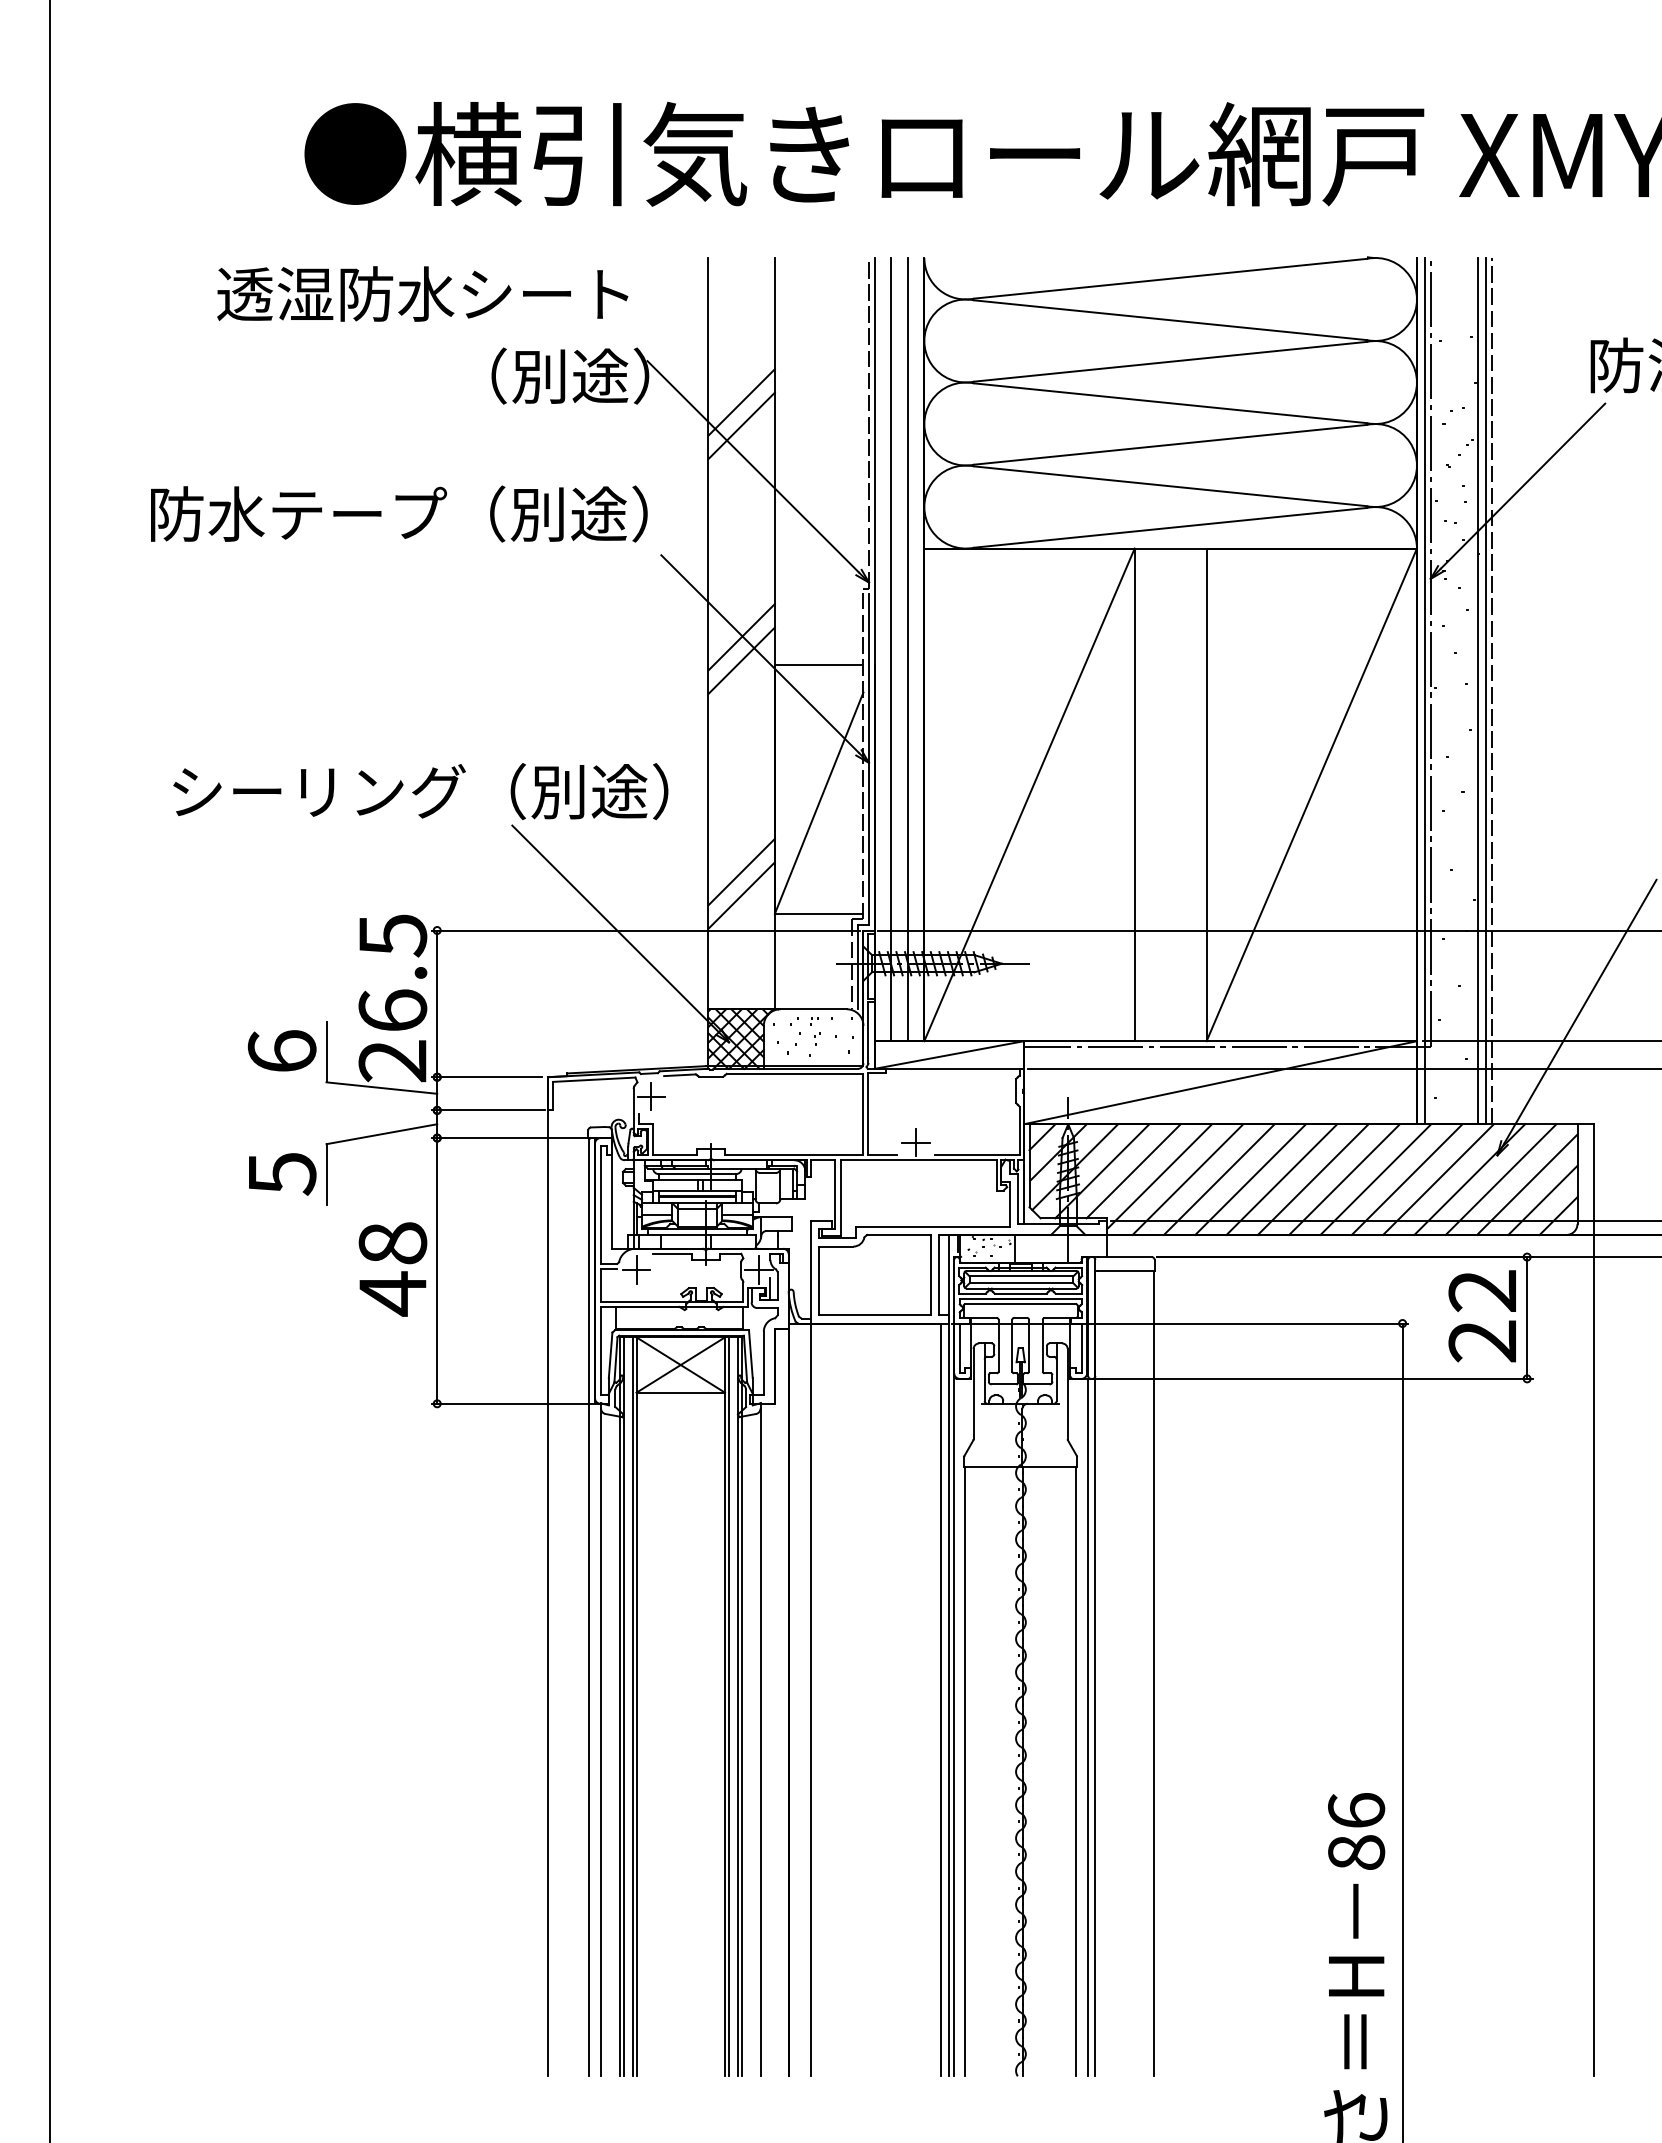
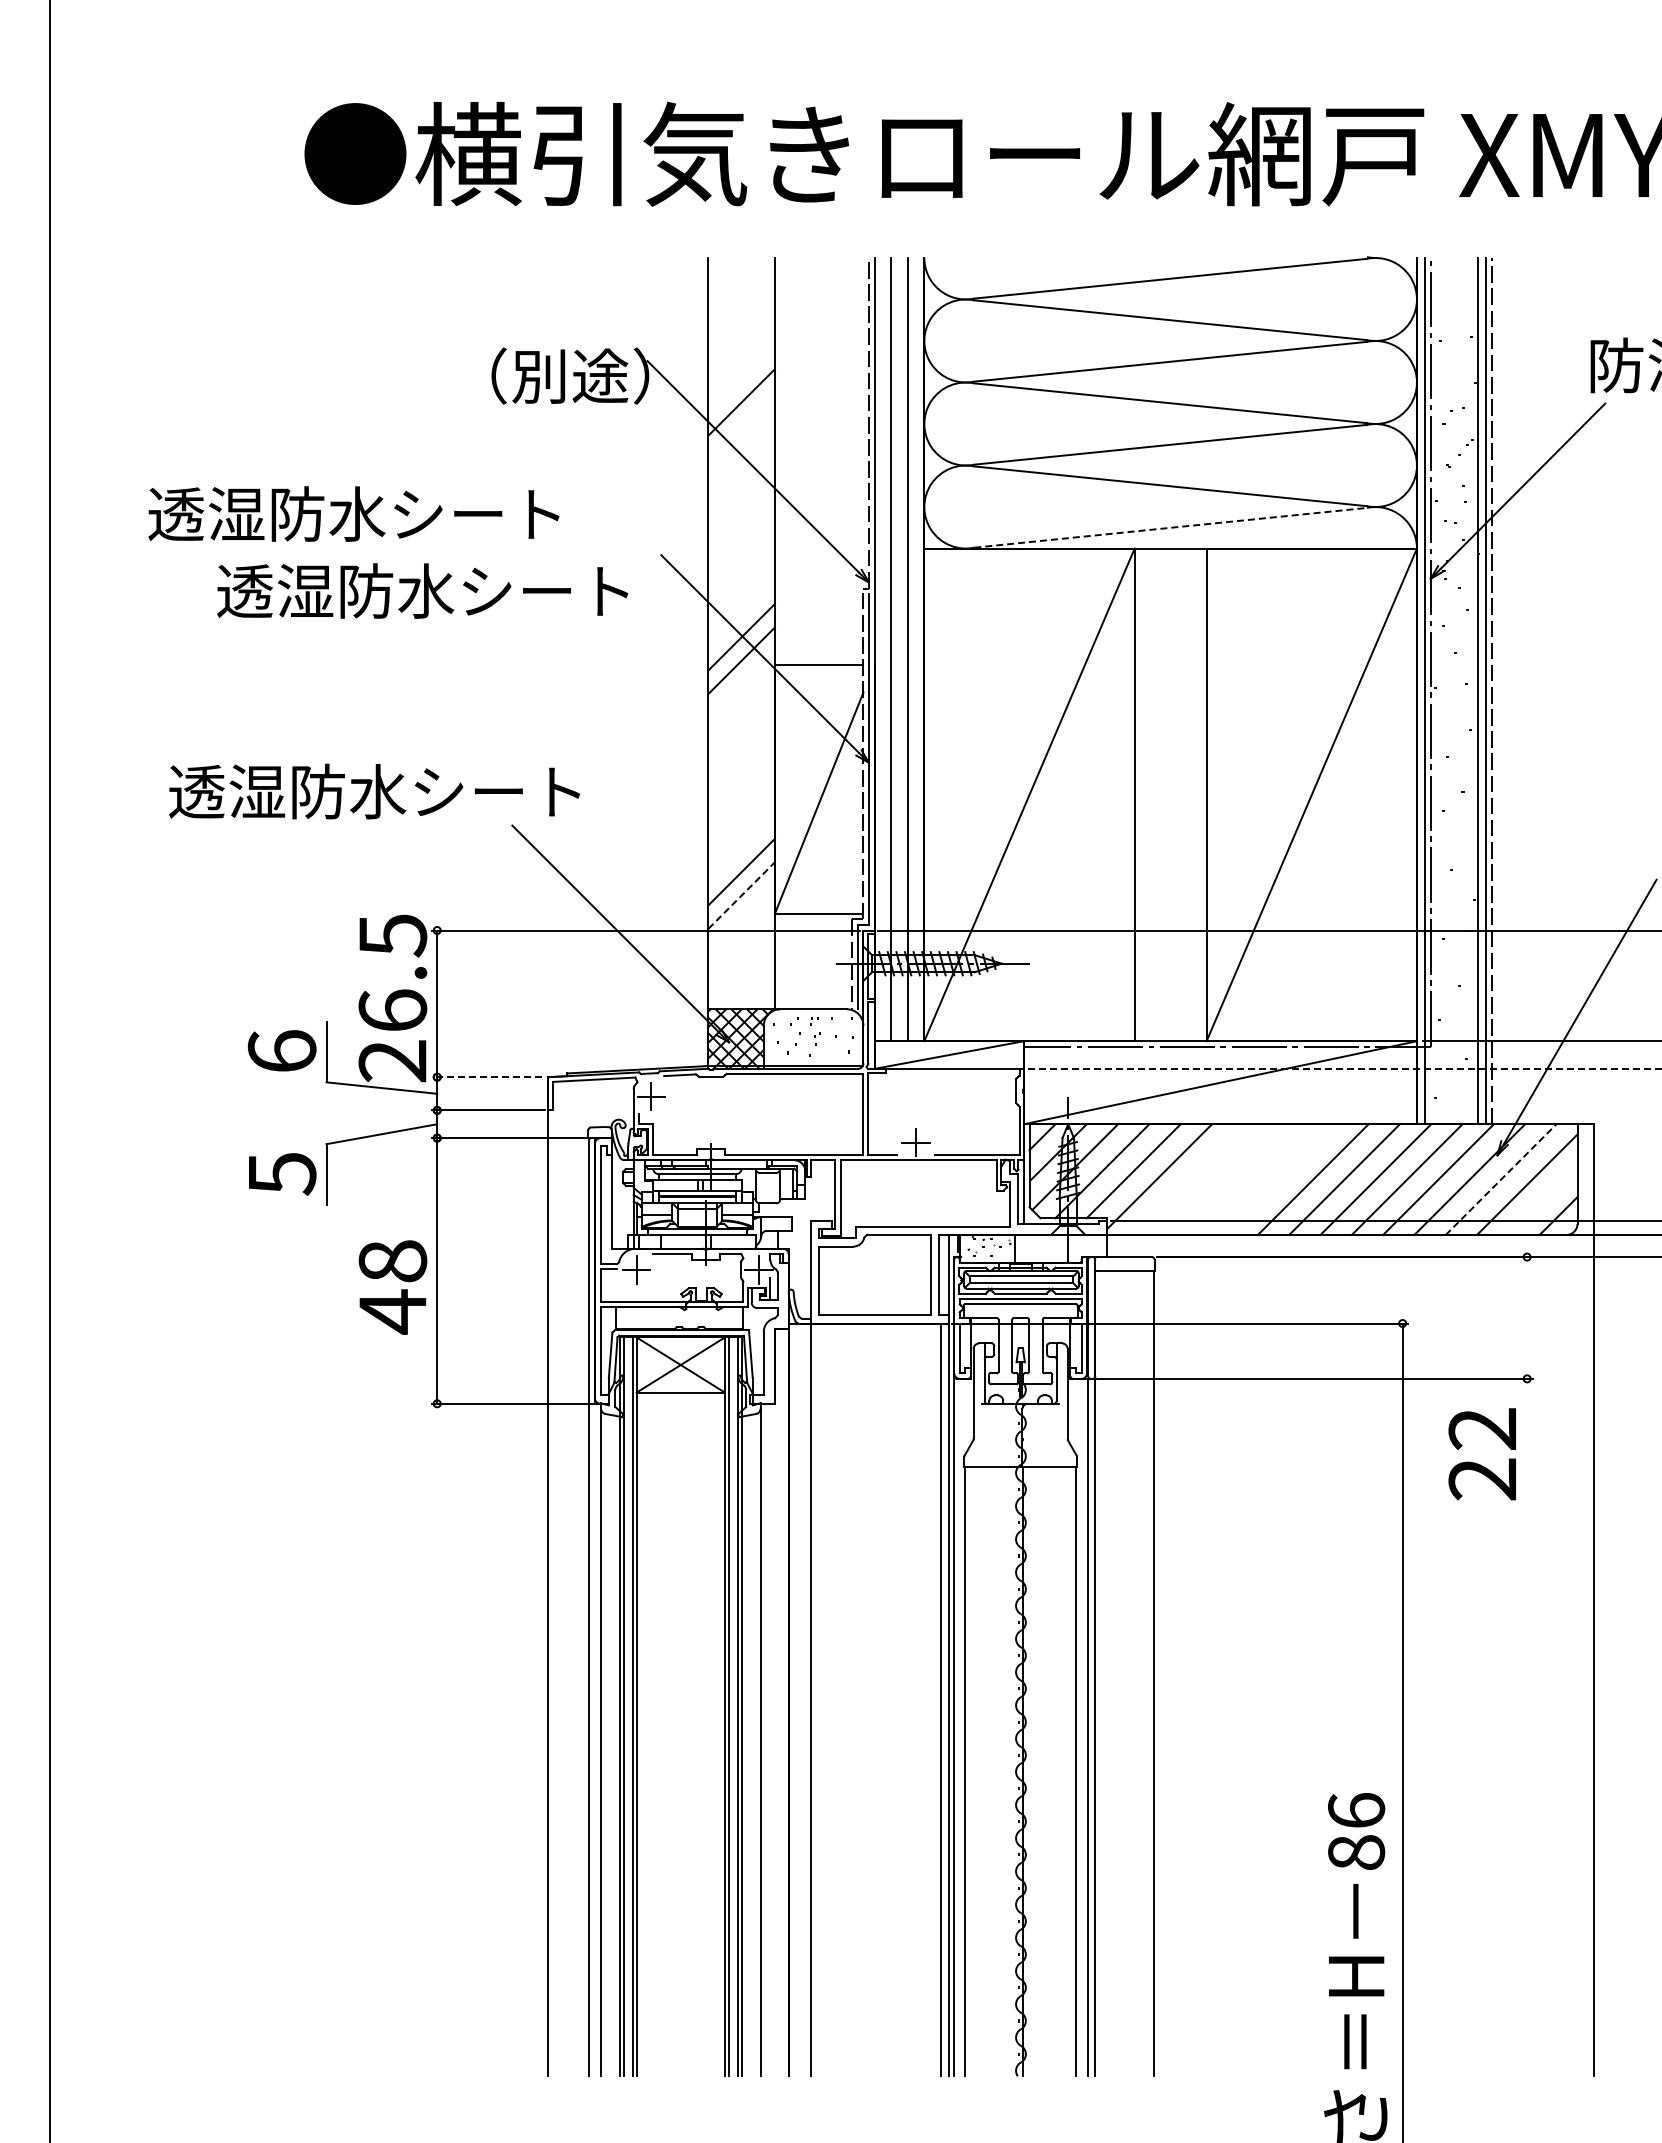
text position: (422, 293) -> (422, 590) (422, 590)
line: present -> none (741, 425)
text: 防水テープ（別途） -> 透湿防水シート (397, 513)
line: solid -> dashed (1171, 527)
text: シーリング（別途） -> 透湿防水シート (418, 791)
line: solid -> dashed (741, 895)
line: solid -> dashed (1344, 1068)
line: solid -> dashed (486, 1077)
line: present -> none (1187, 1179)
line: present -> none (1218, 1179)
line: present -> none (1250, 1179)
line: present -> none (1281, 1179)
line: solid -> dashed (1501, 1179)
line: present -> none (1542, 1199)
text position: (392, 1269) -> (392, 1287) (392, 1287)
text position: (1481, 1316) -> (1481, 1454) (1481, 1454)
line: present -> none (1527, 1317)
